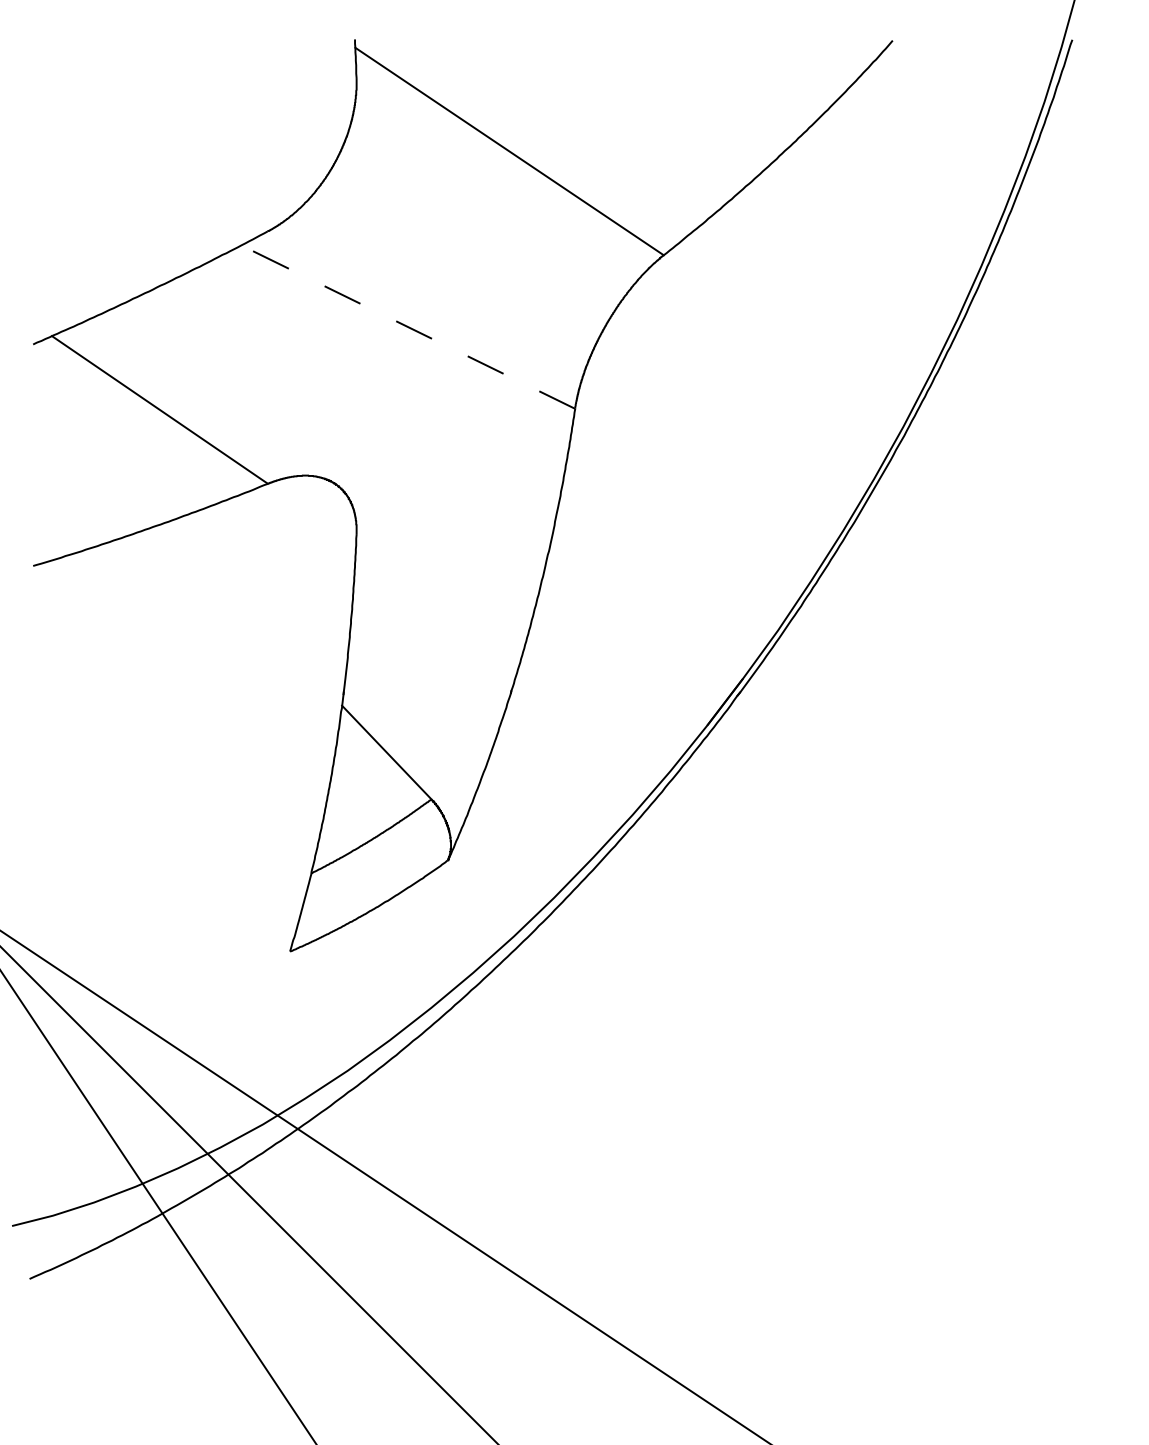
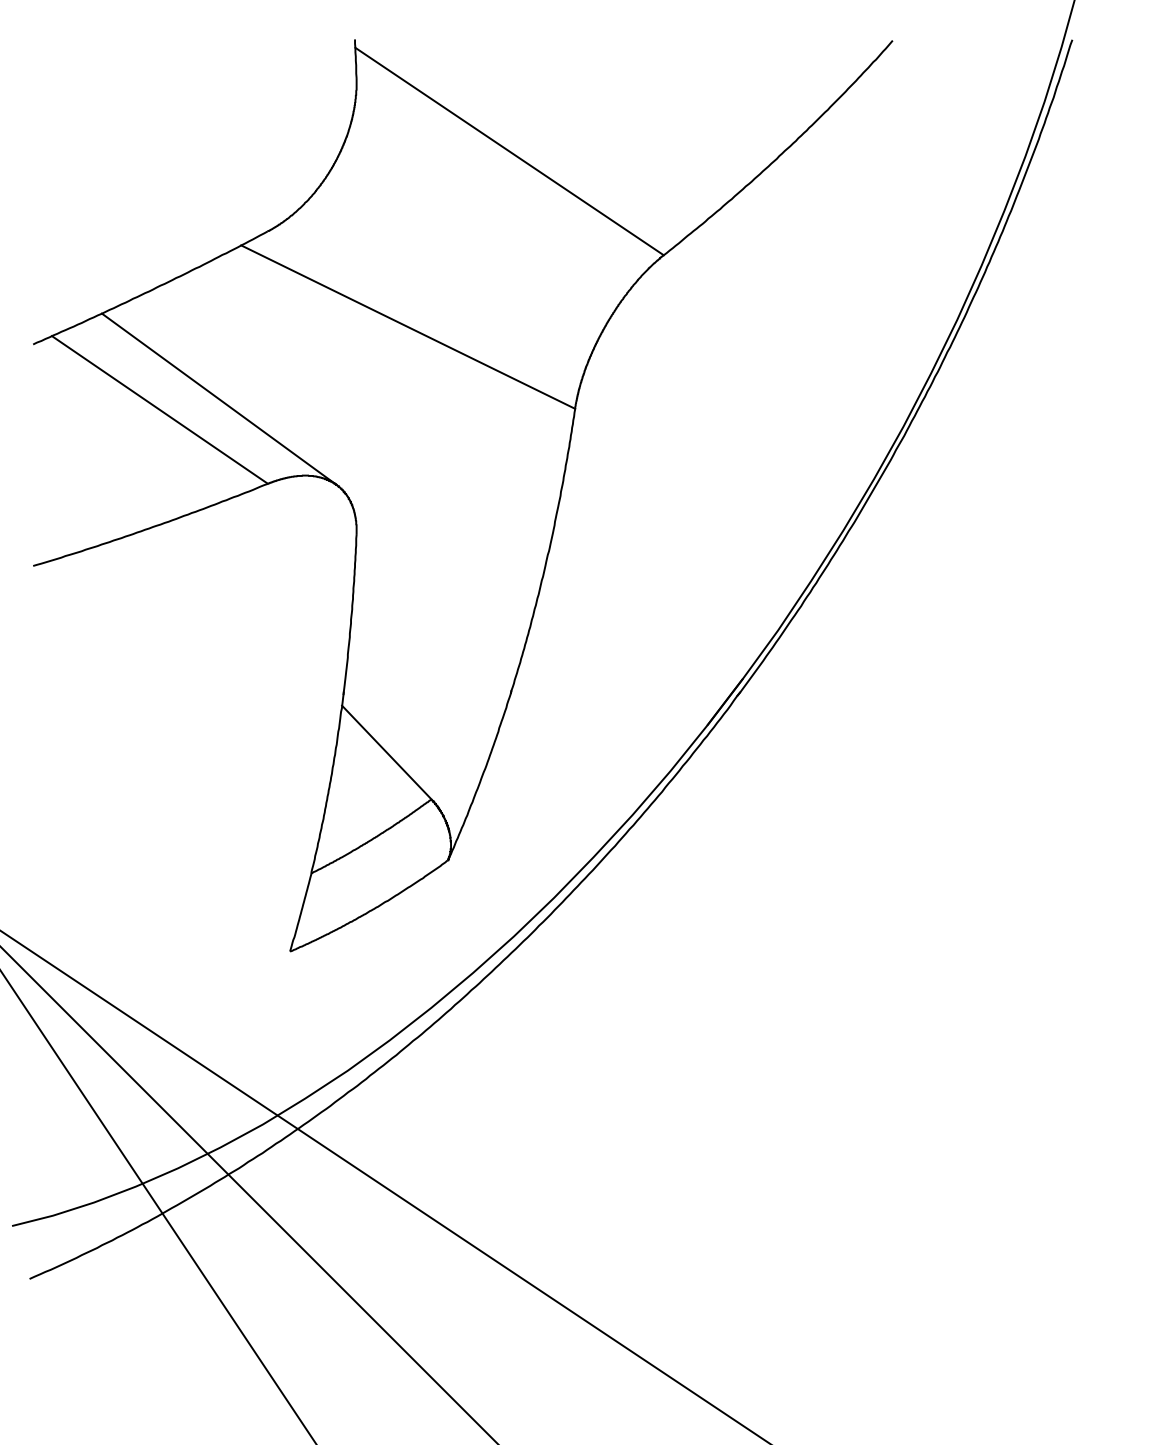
line: dashed -> solid (408, 327)
line: none -> present (218, 399)
